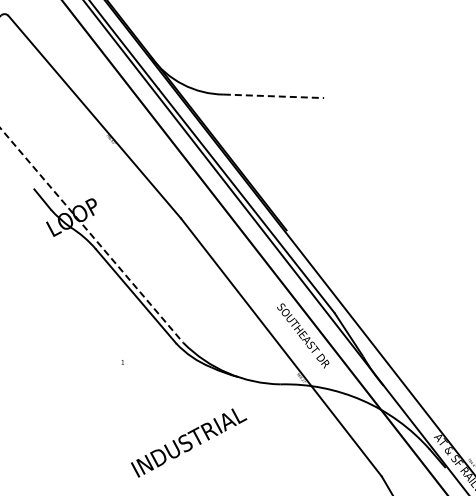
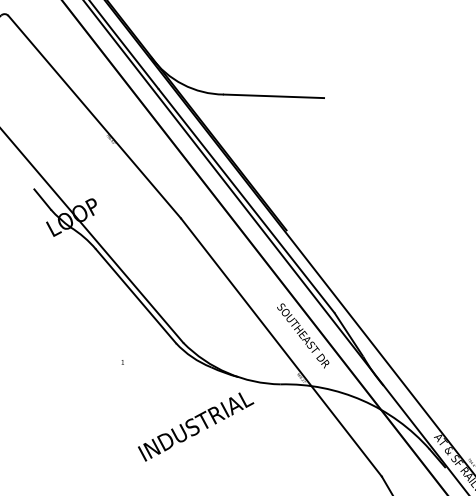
line: dashed -> solid (274, 96)
line: dashed -> solid (91, 235)
text position: (189, 442) -> (196, 426) (196, 426)
